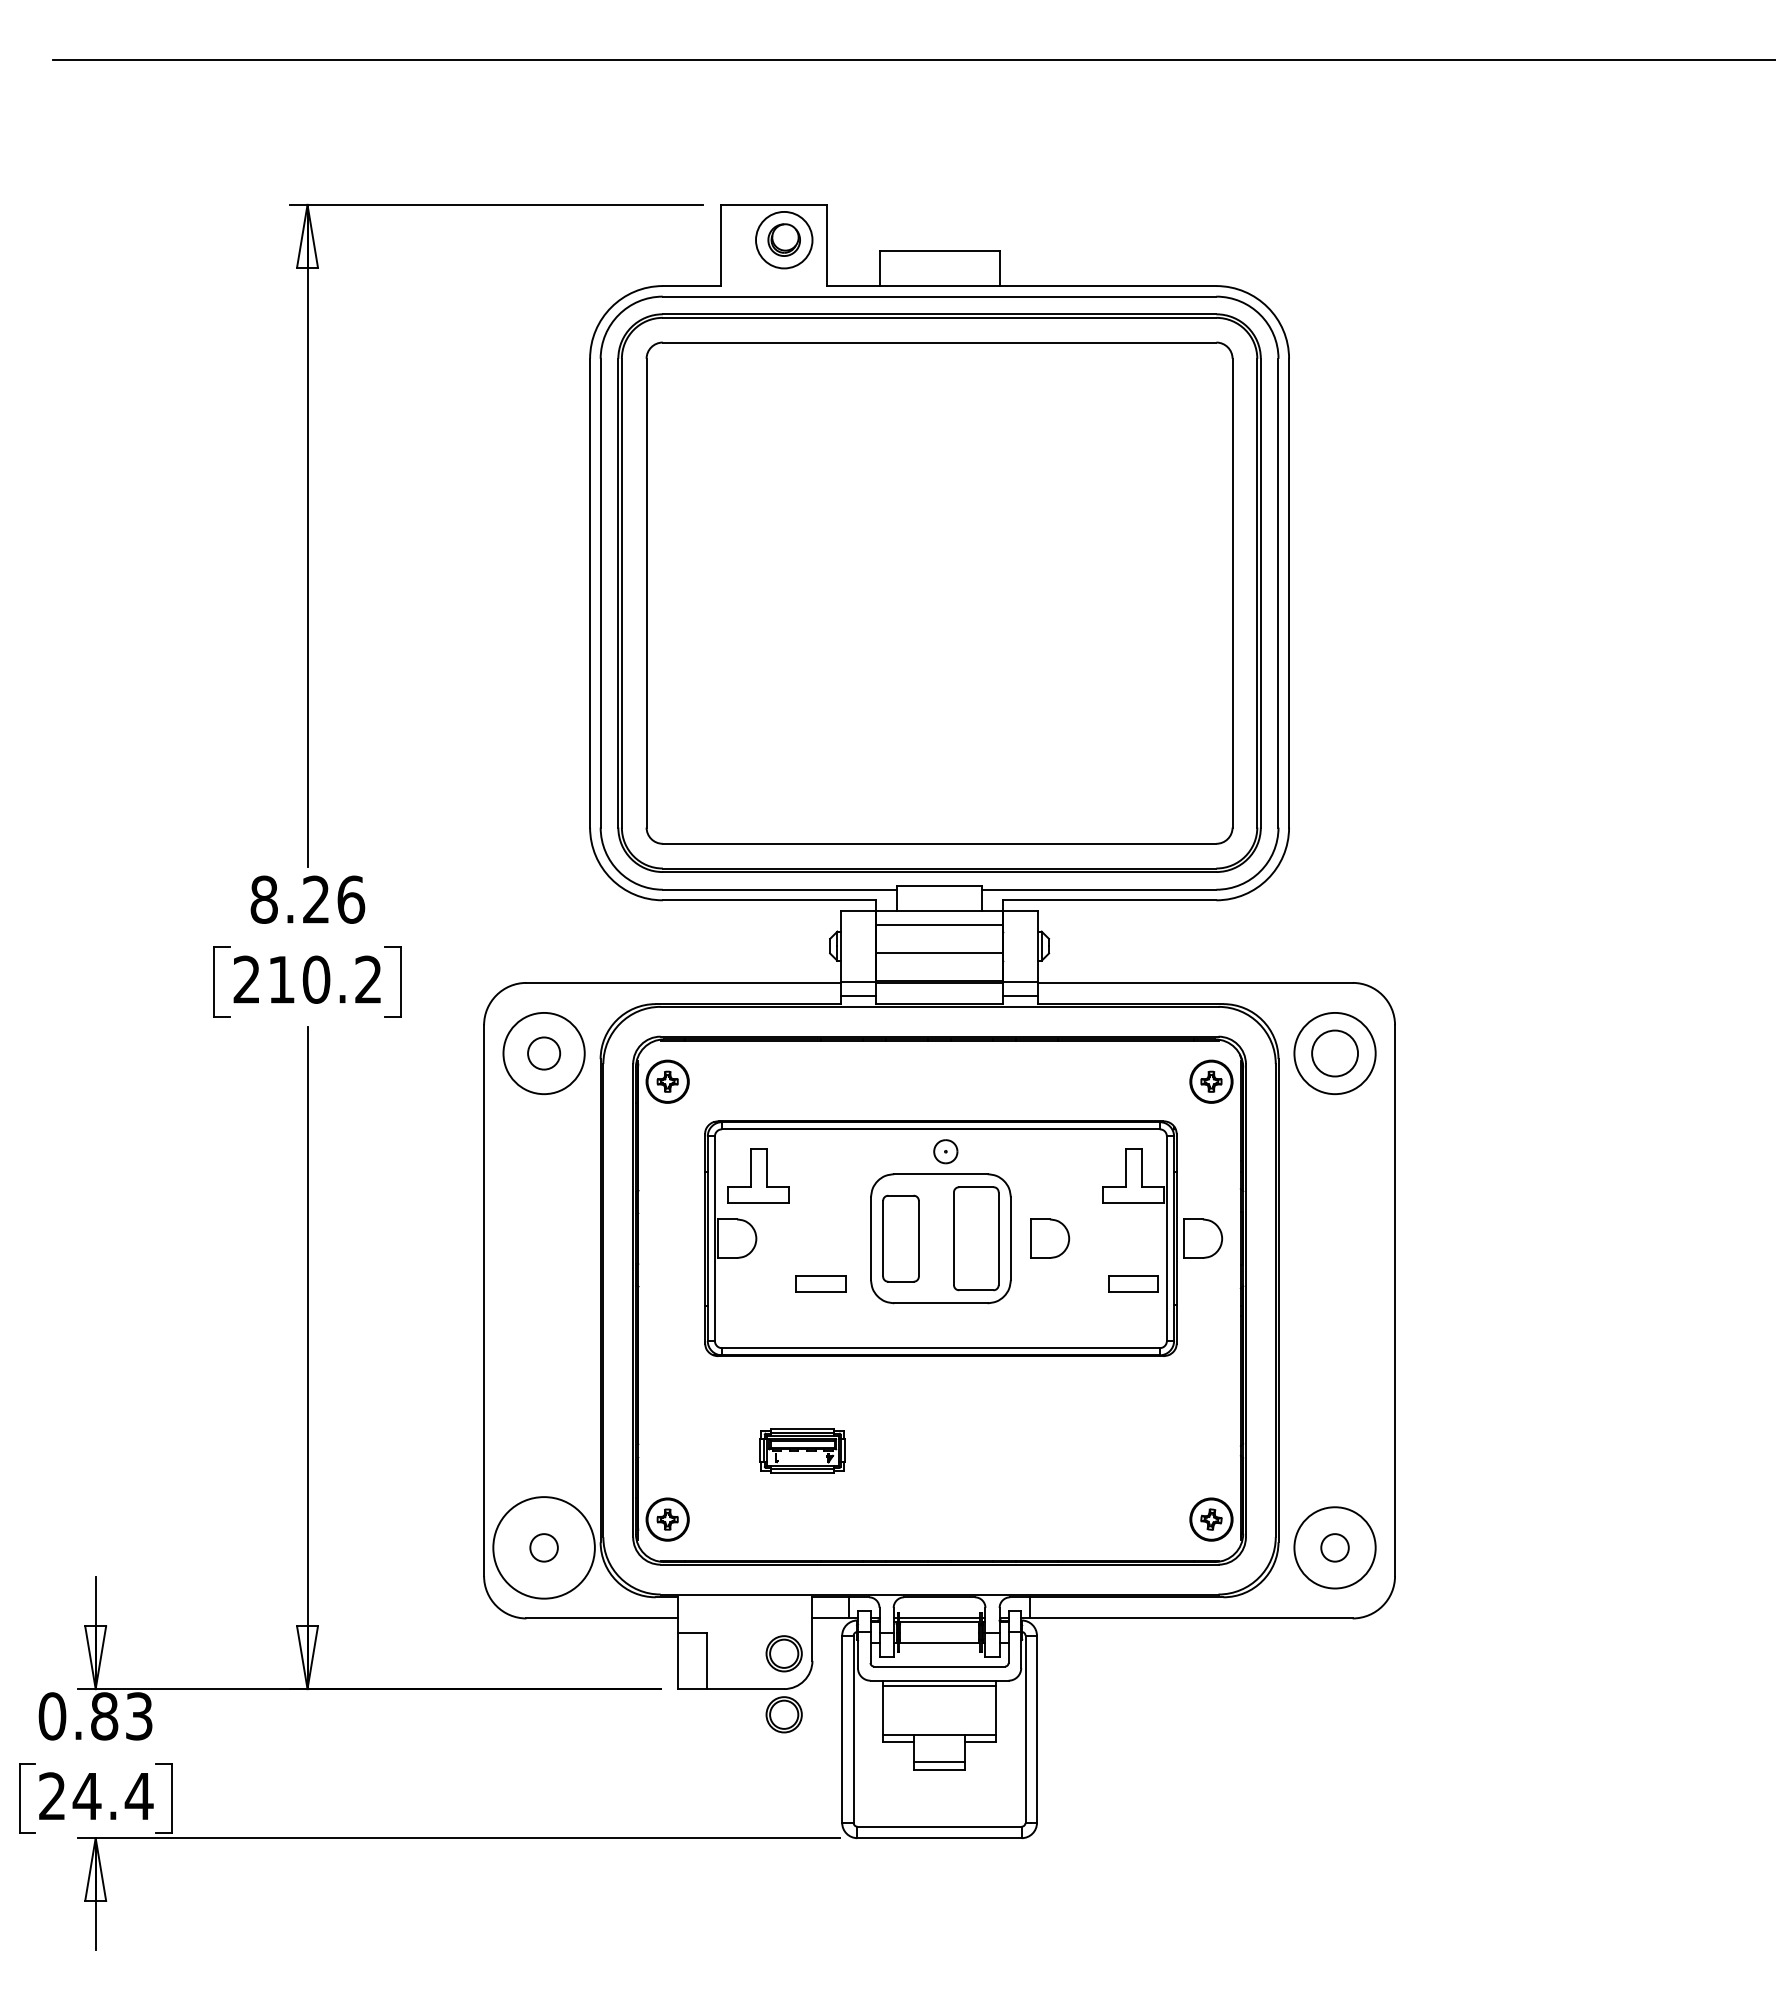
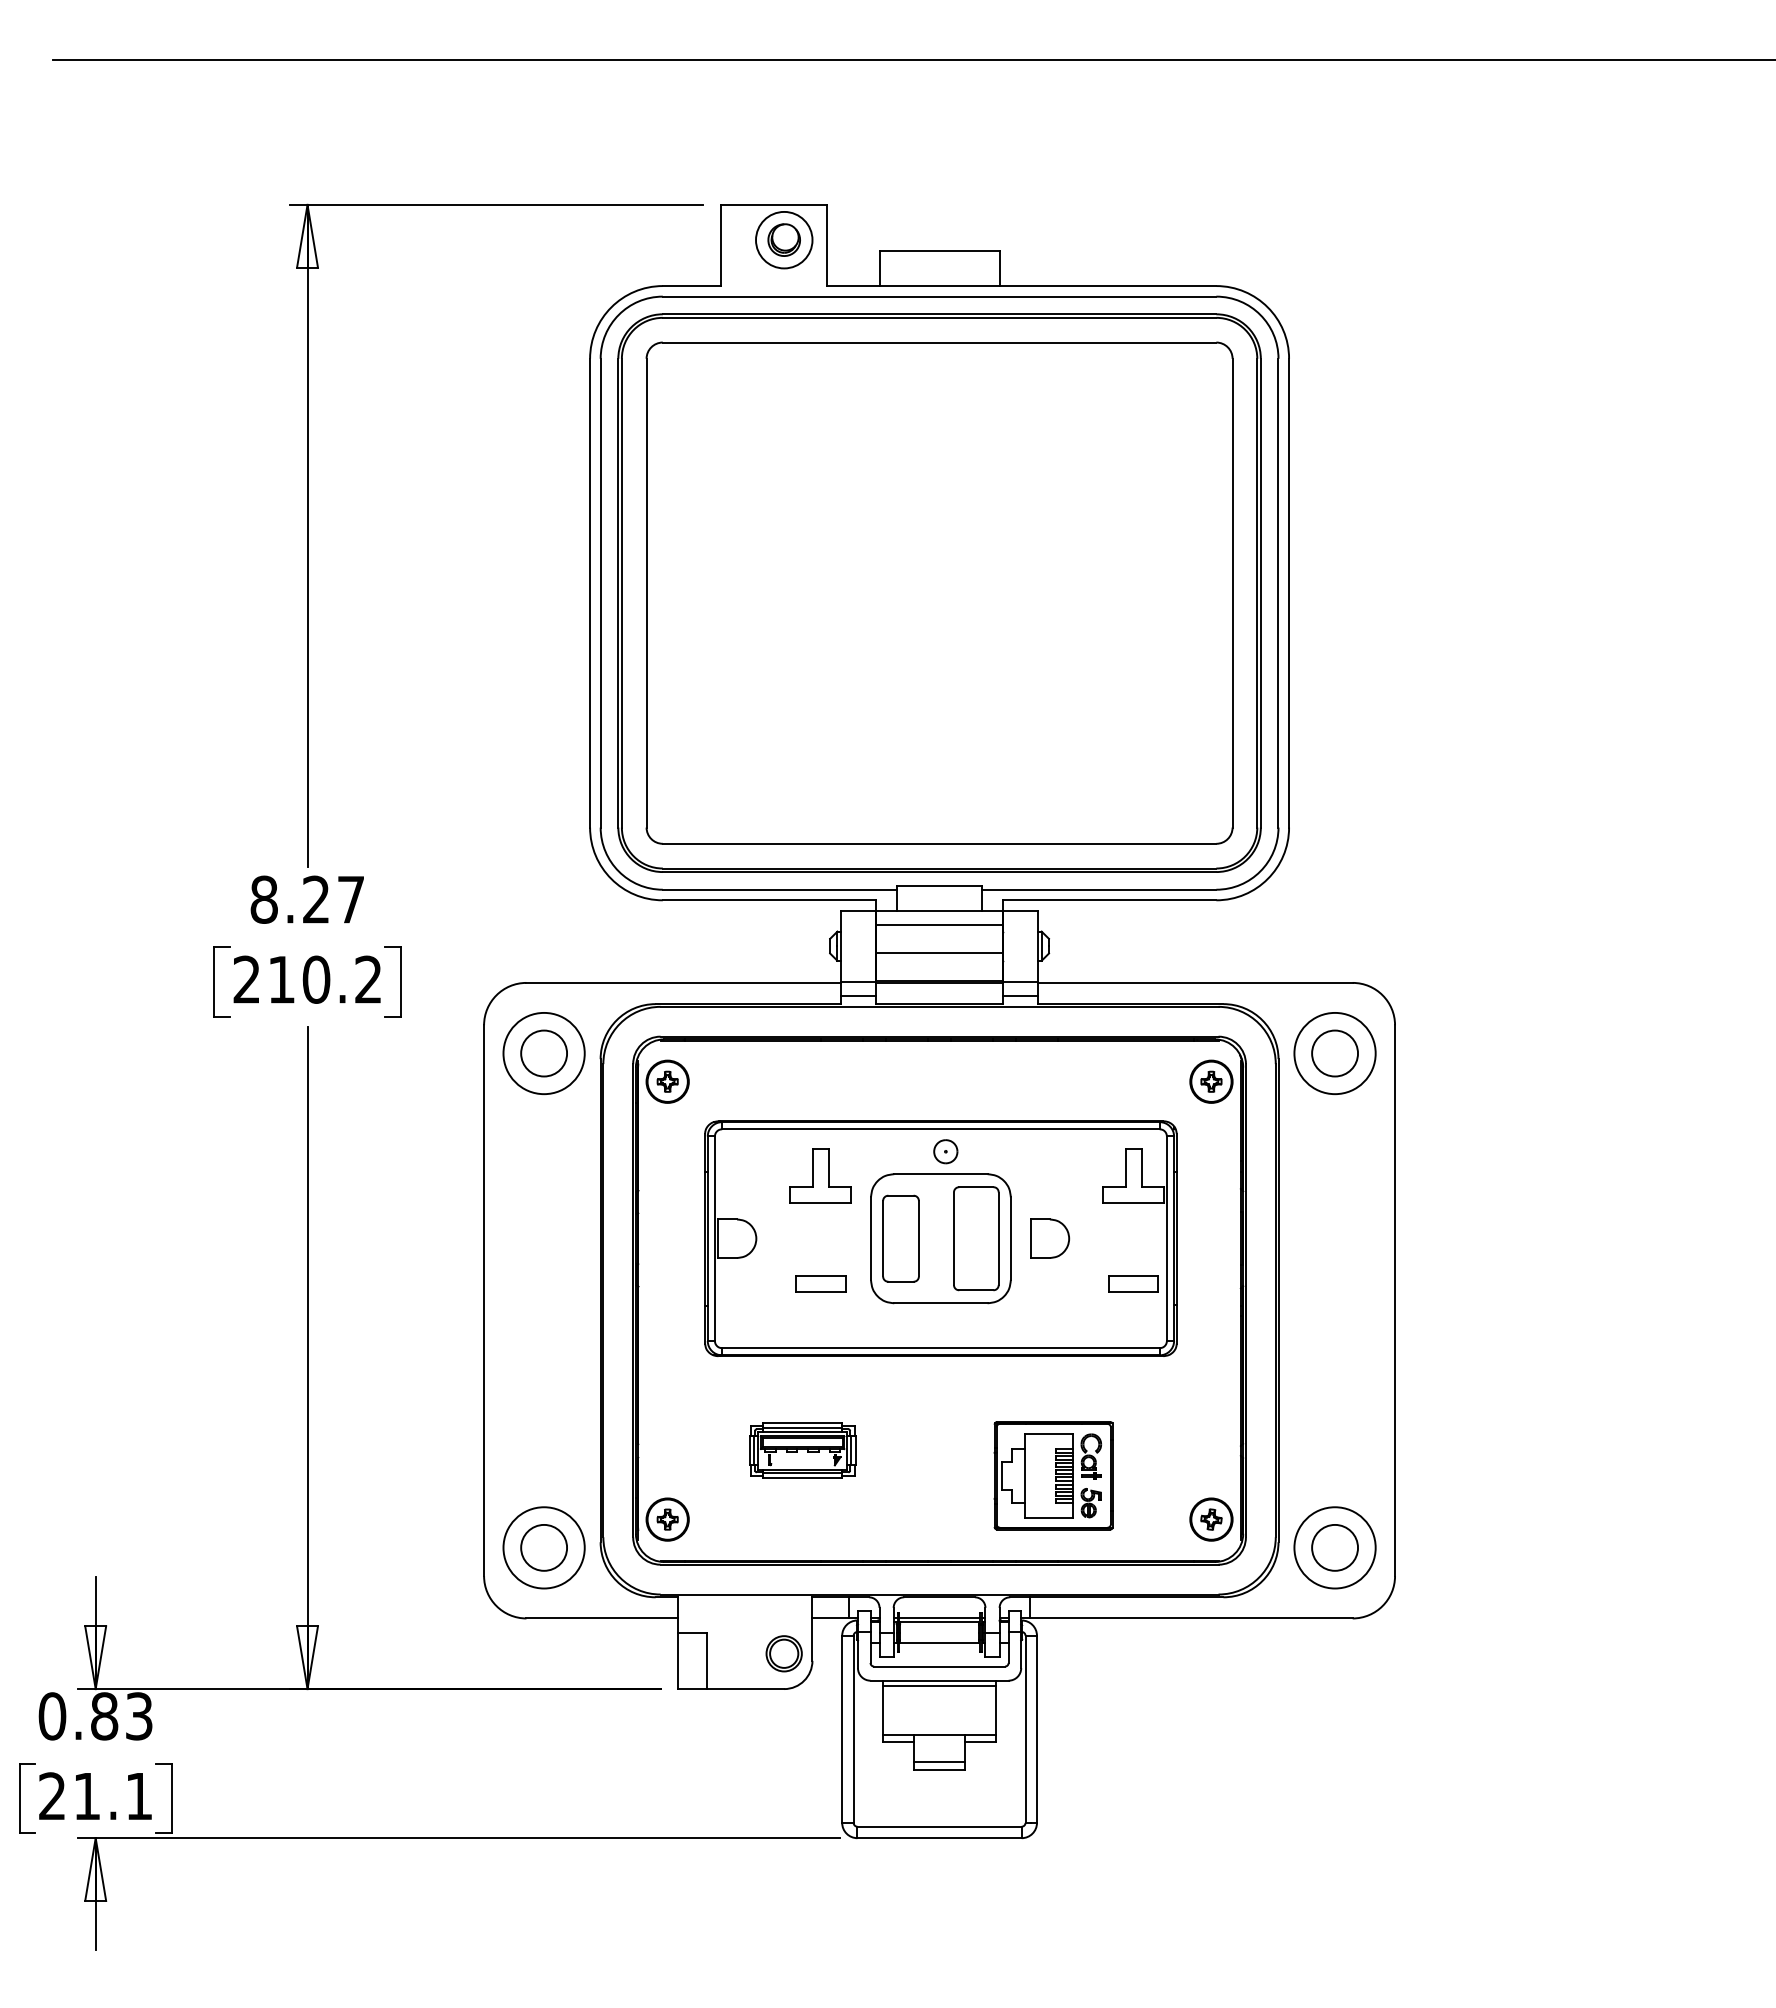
text: 8.26 -> 8.27 (351, 899)
circle diameter: 32 px -> 46 px (544, 1053)
part position: (758, 1175) -> (820, 1175) (820, 1175)
part: present -> none (1203, 1238)
part size: 87x46 px -> 108x57 px (802, 1450)
part: none -> present (1053, 1475)
circle diameter: 102 px -> 81 px (543, 1547)
circle diameter: 28 px -> 46 px (544, 1547)
circle diameter: 28 px -> 46 px (1335, 1547)
part: present -> none (783, 1714)
text: 24.4 -> 21.1 (112, 1796)
